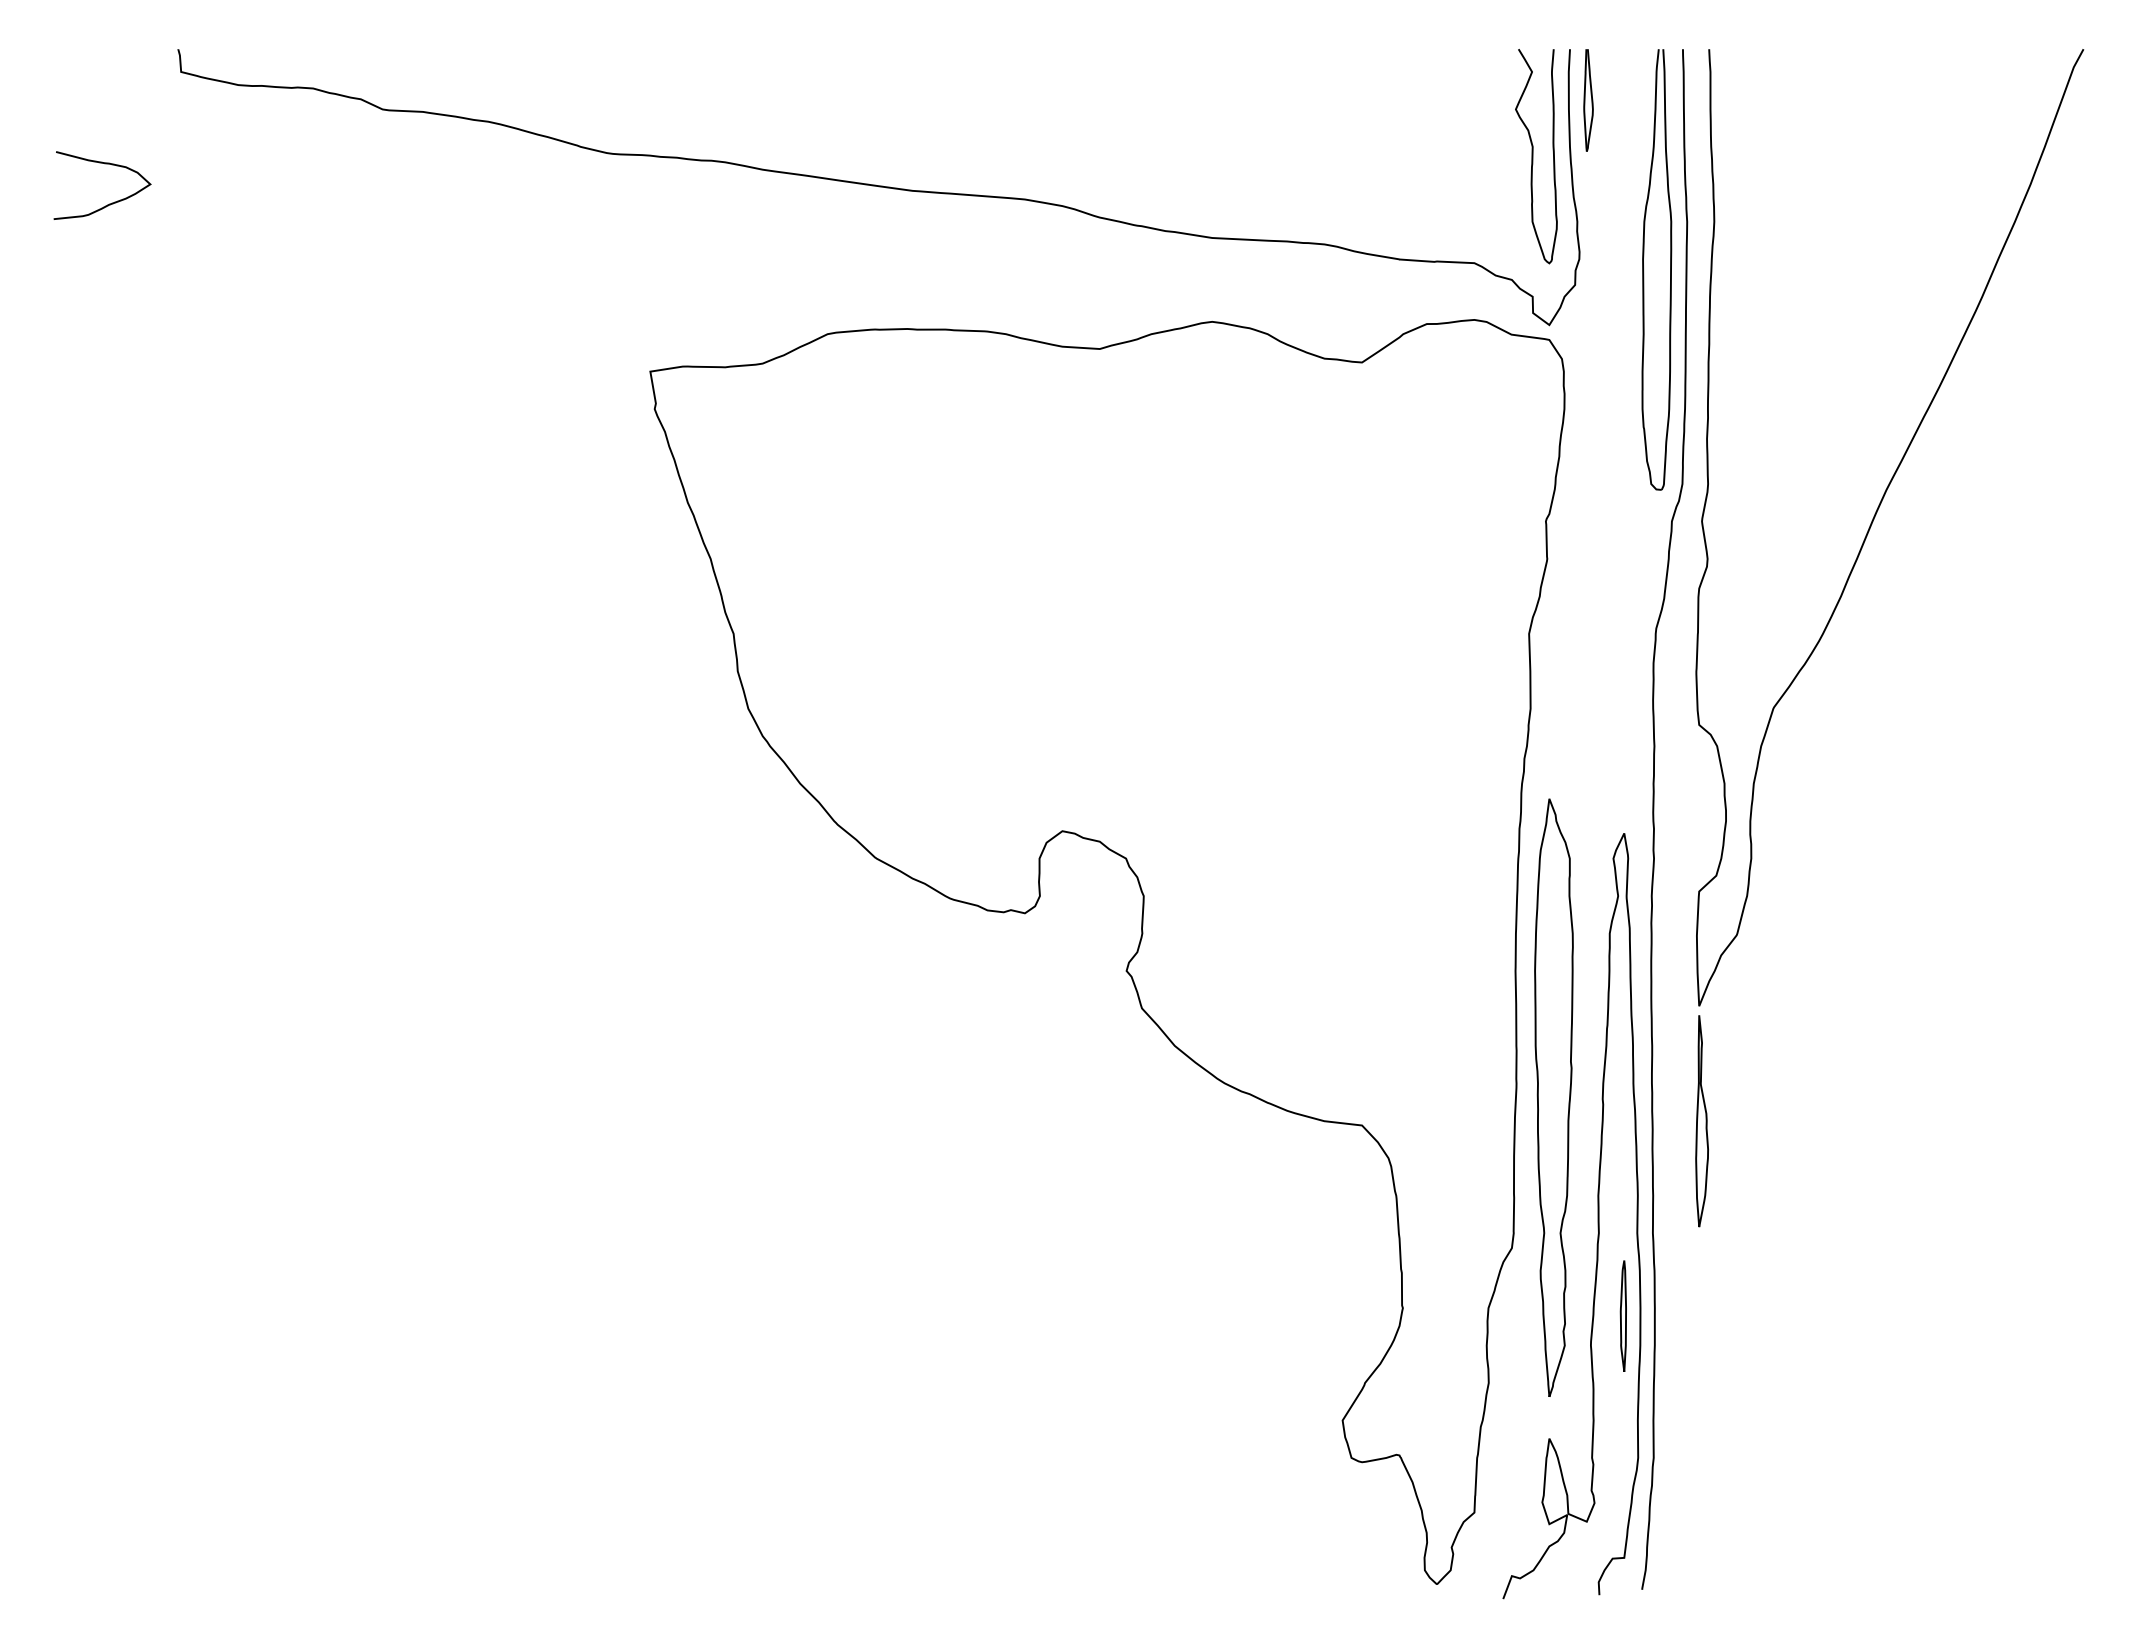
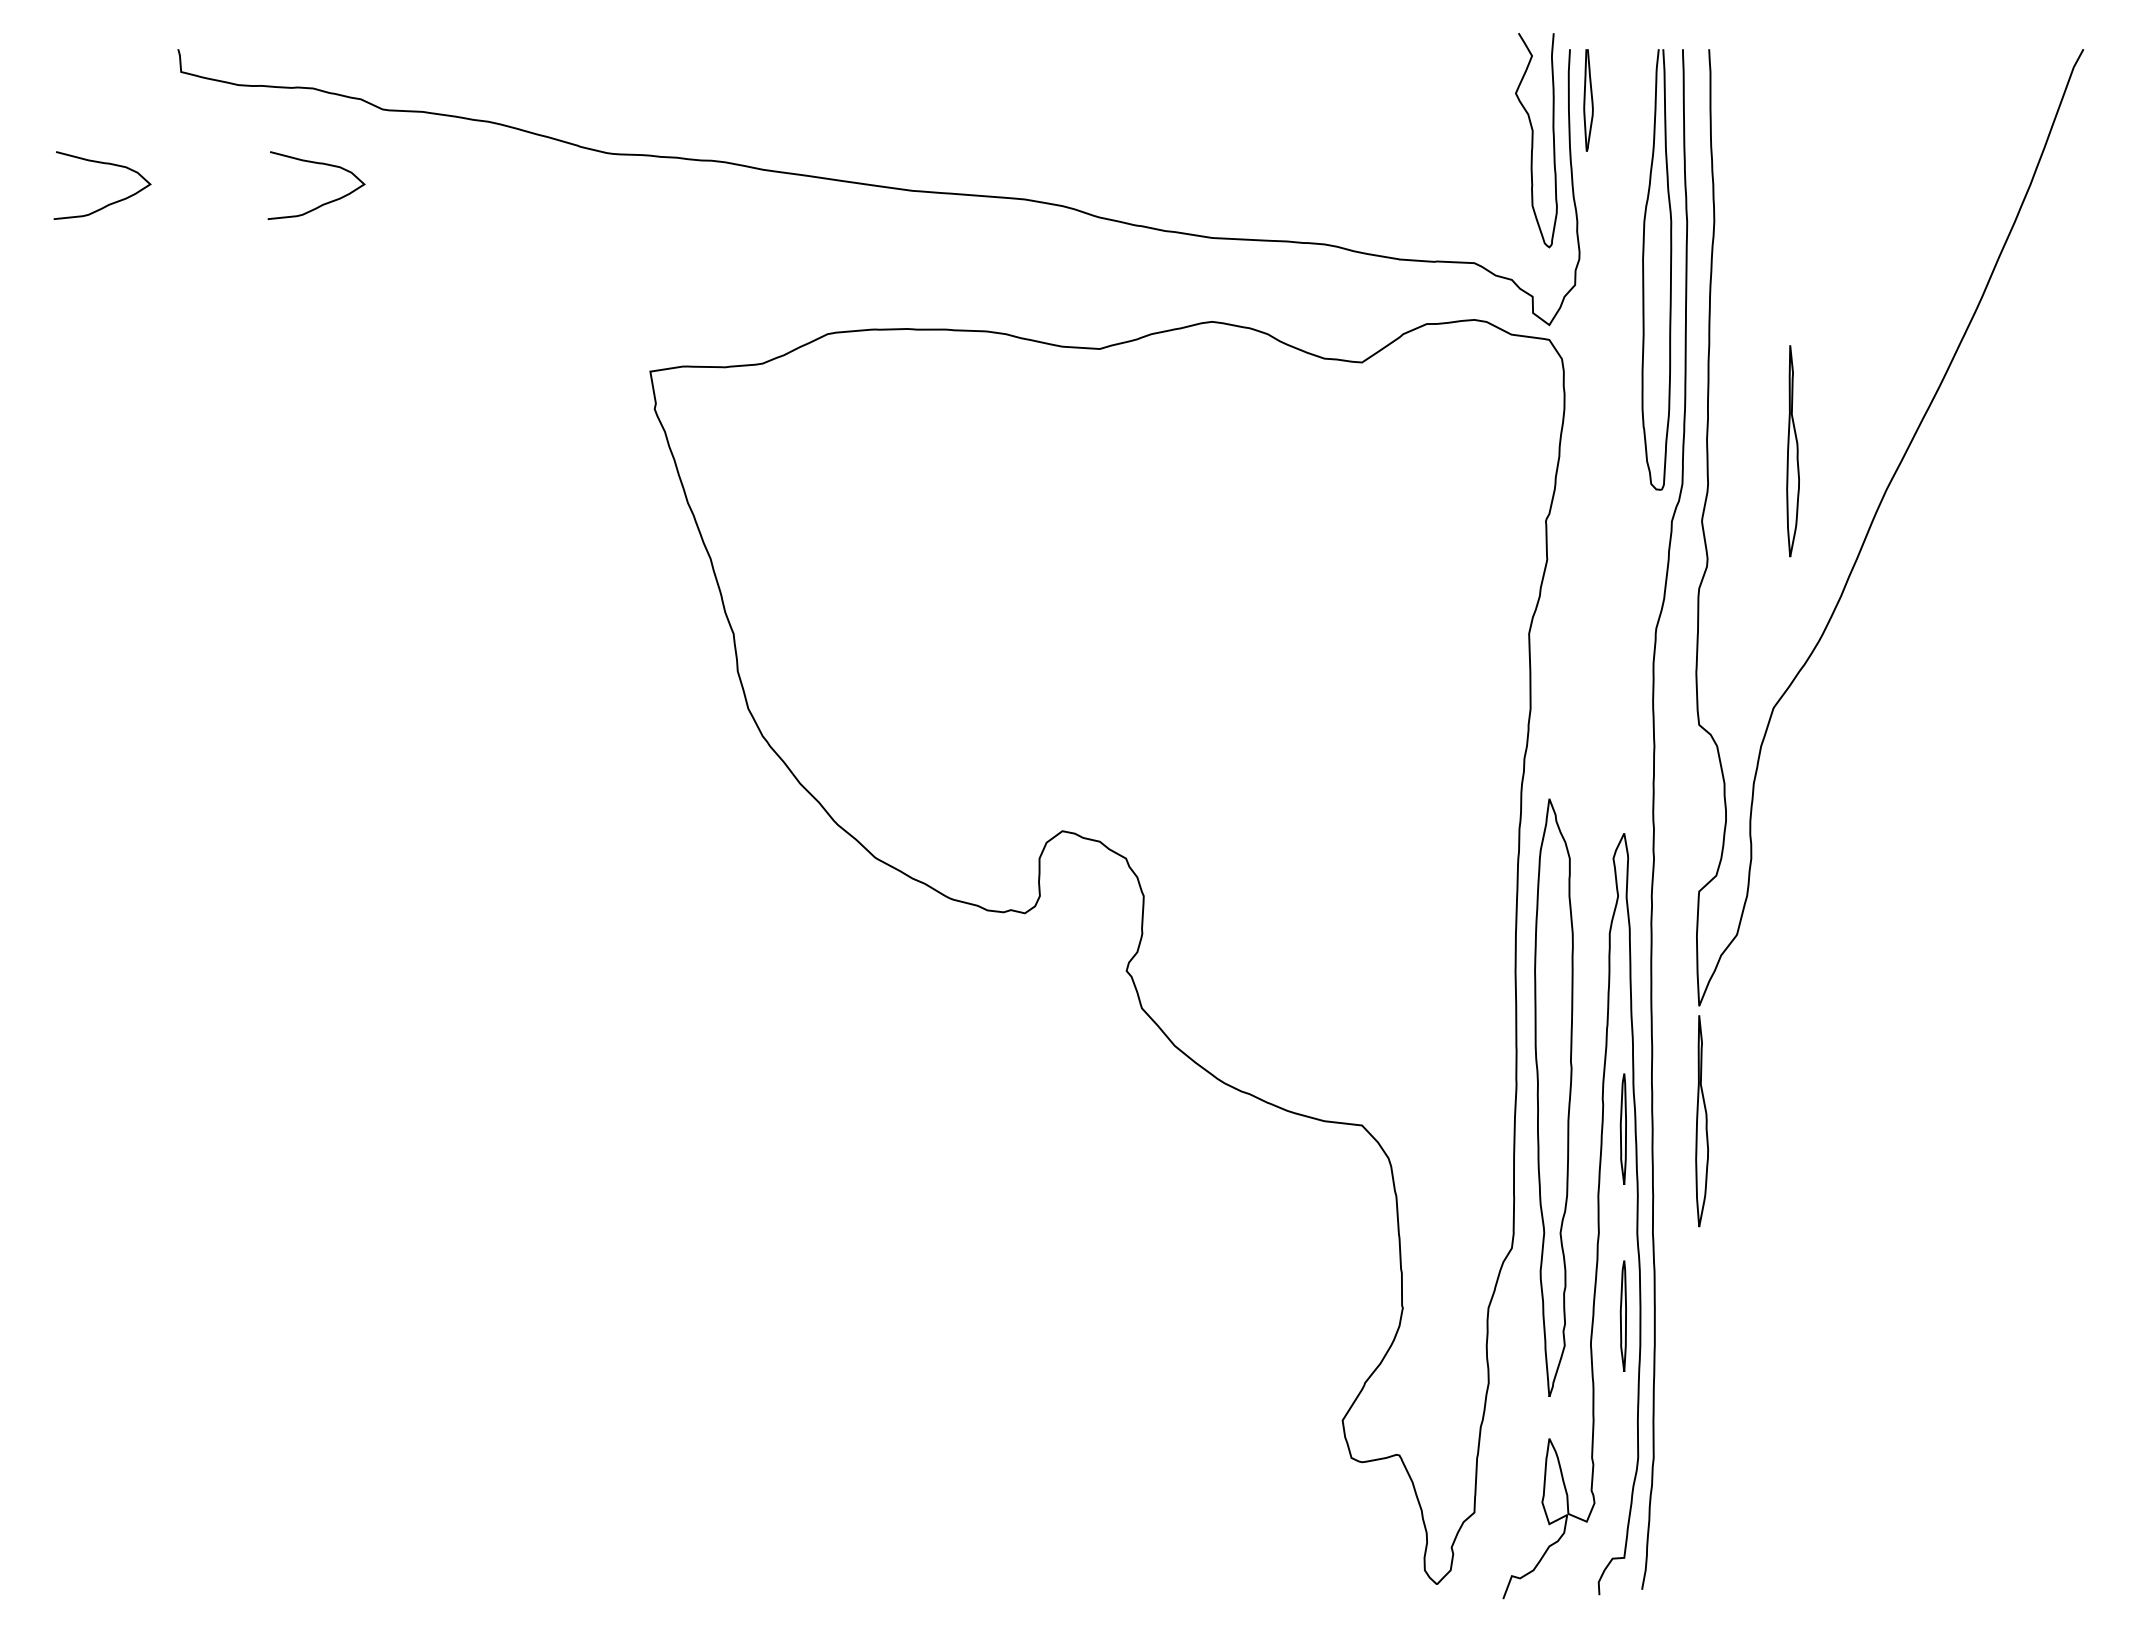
curve position: (1533, 156) -> (1533, 140) (1533, 140)
curve: none -> present (323, 203)
part: none -> present (1792, 451)
part: none -> present (1622, 1128)
